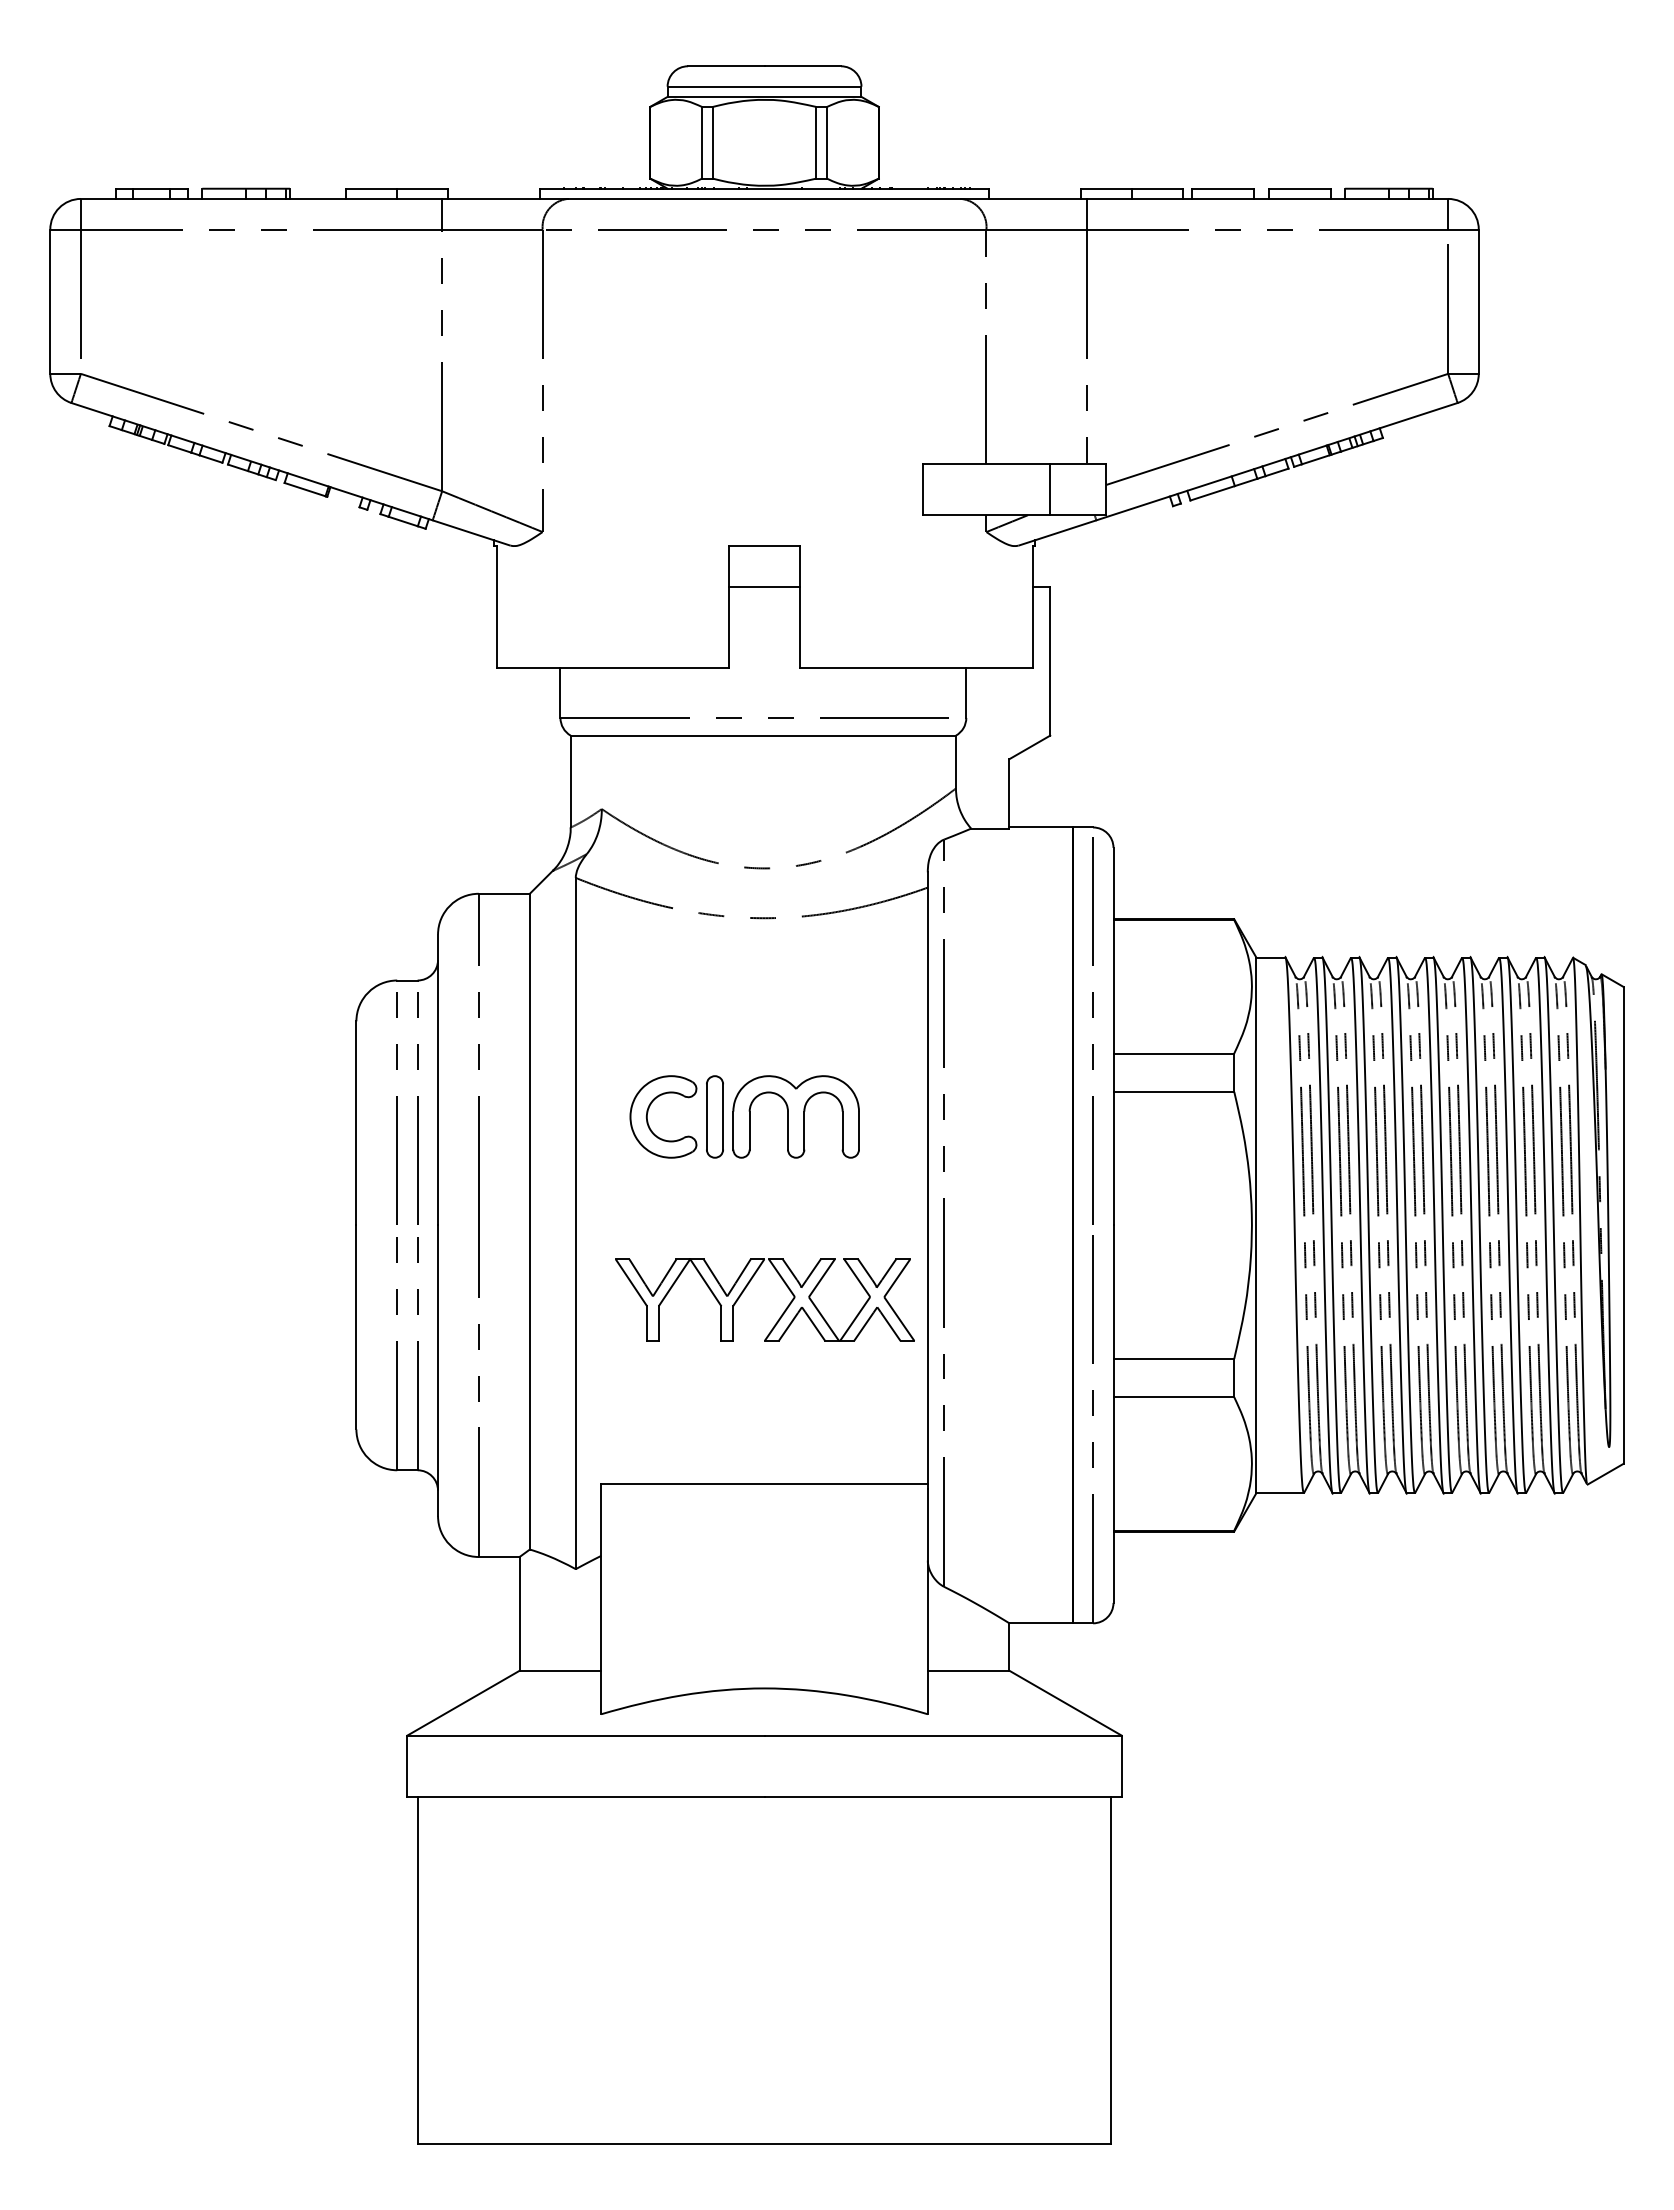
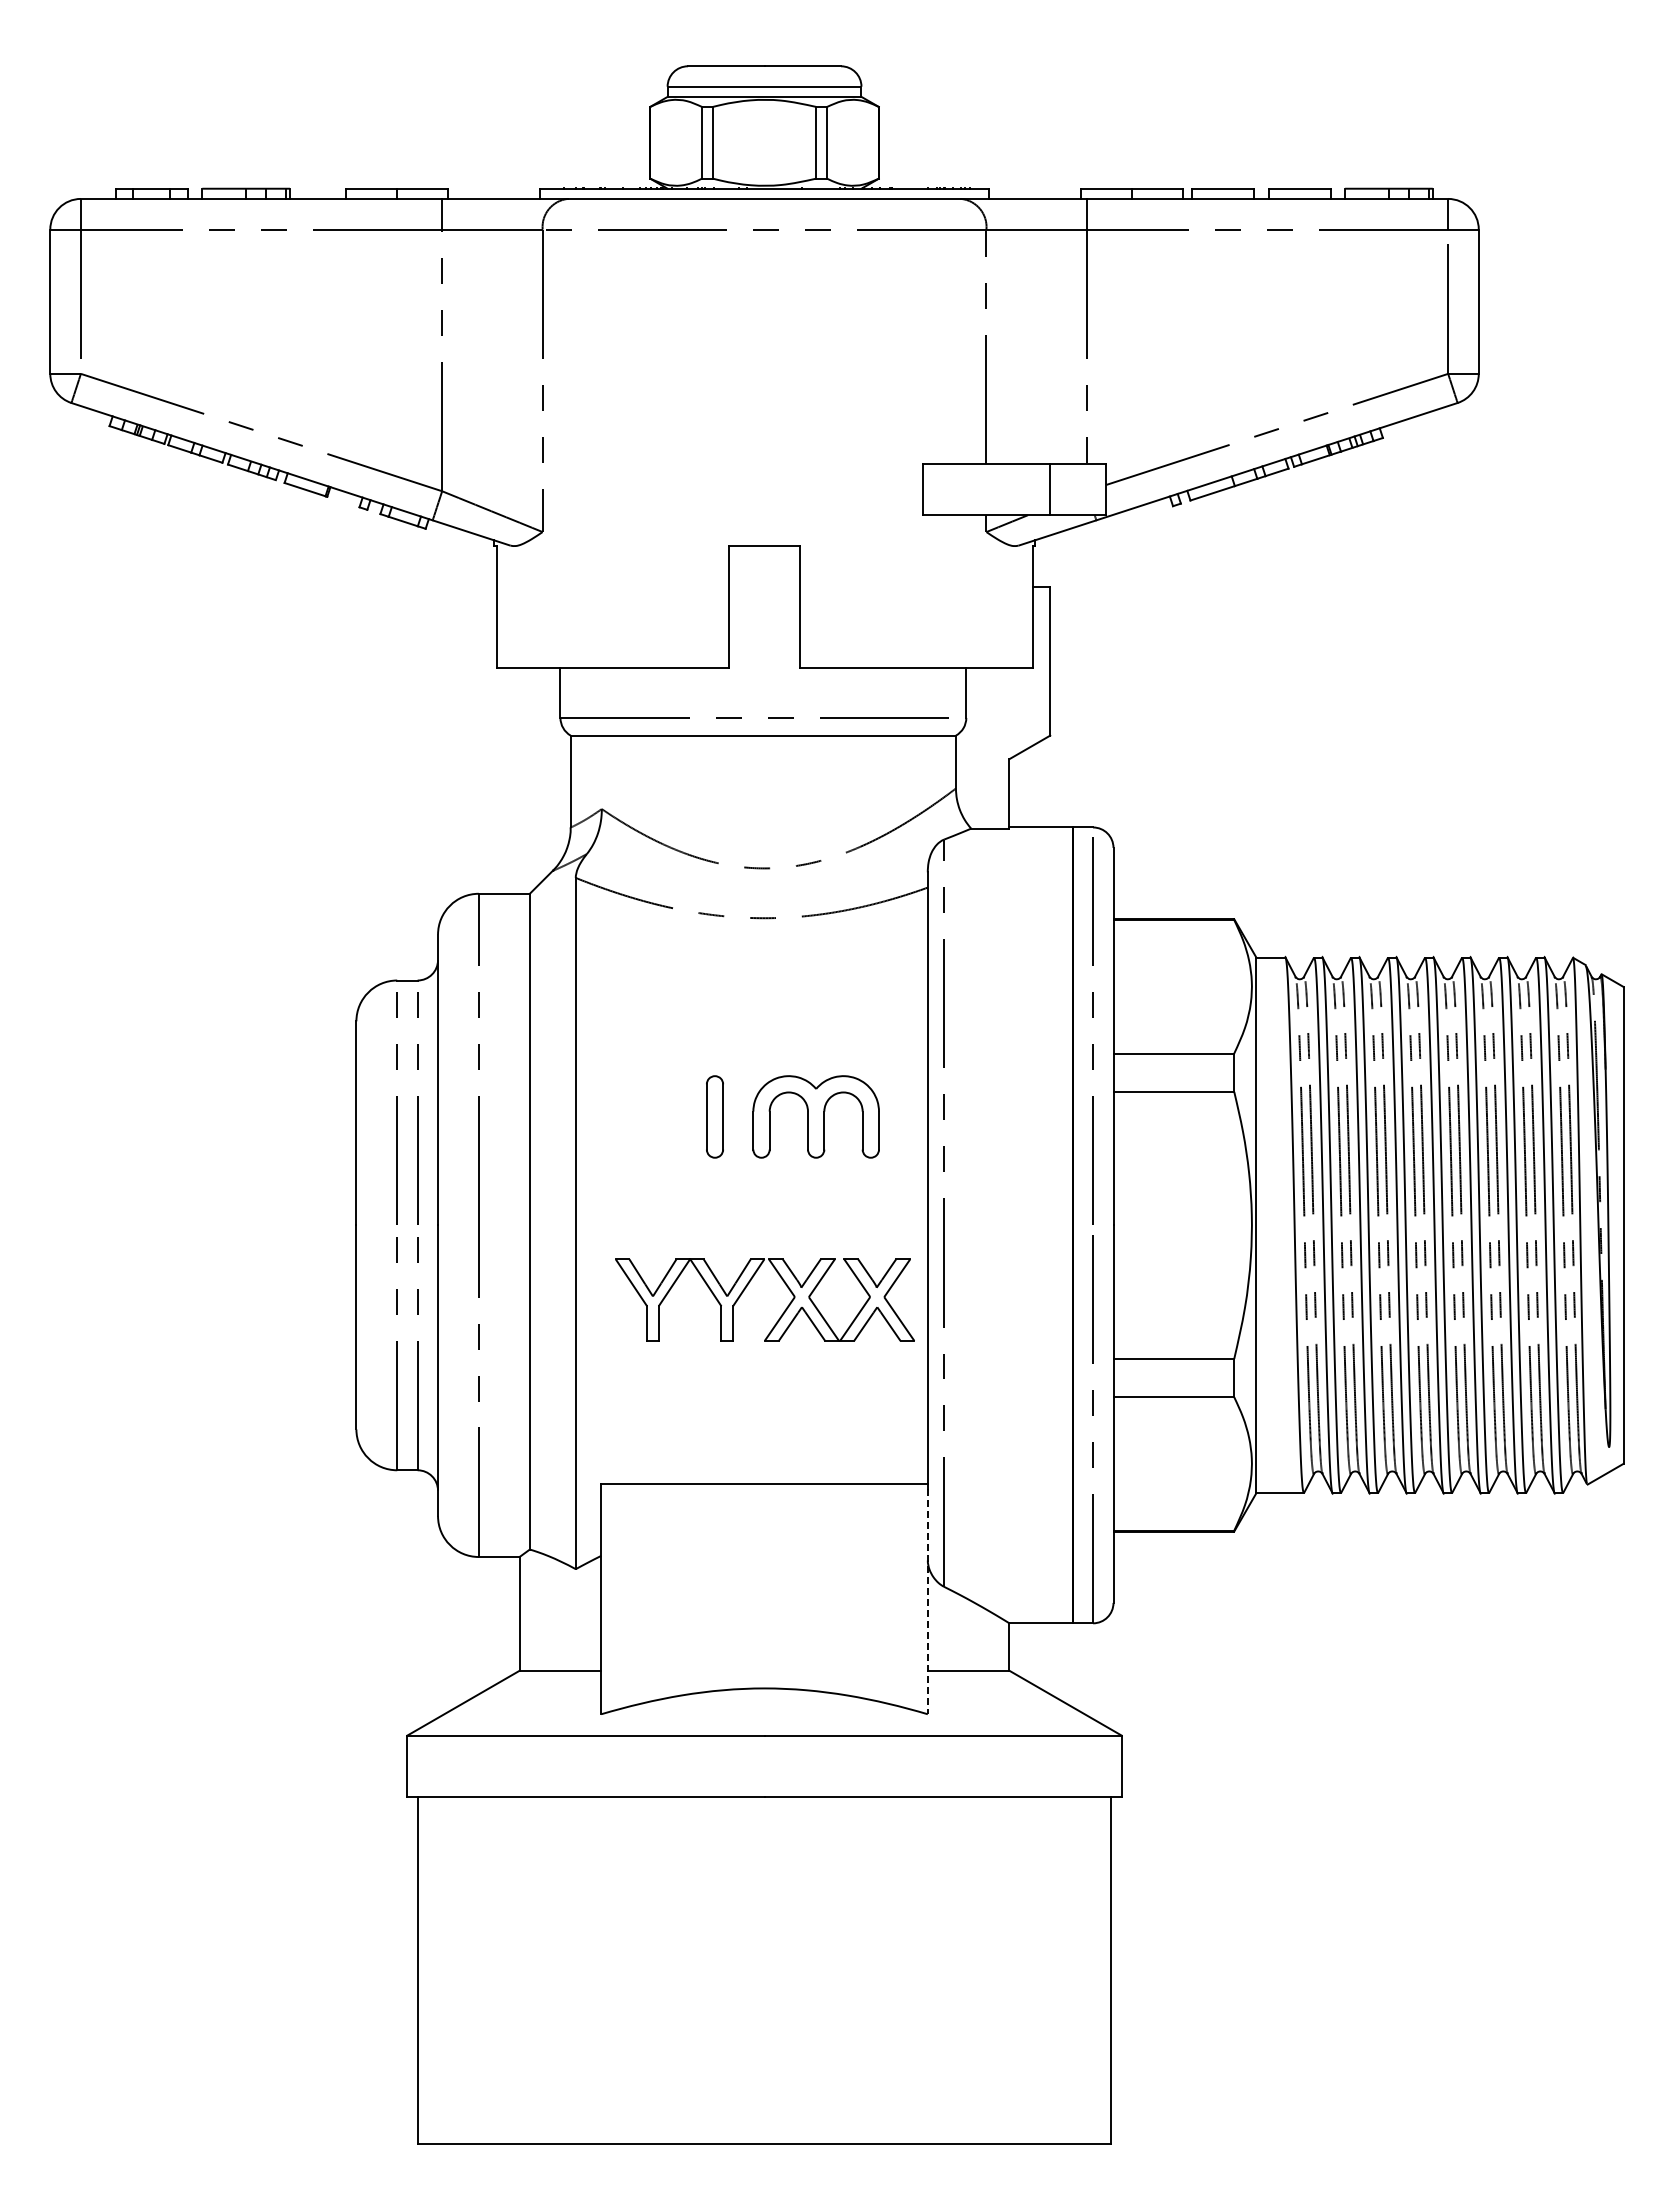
line: present -> none (764, 586)
part: present -> none (648, 1112)
part position: (795, 1116) -> (815, 1116) (815, 1116)
line: solid -> dashed (927, 1602)
